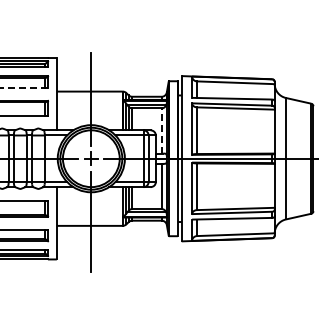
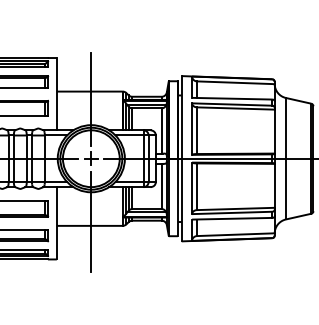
line: dashed -> solid (24, 87)
line: dashed -> solid (161, 130)
